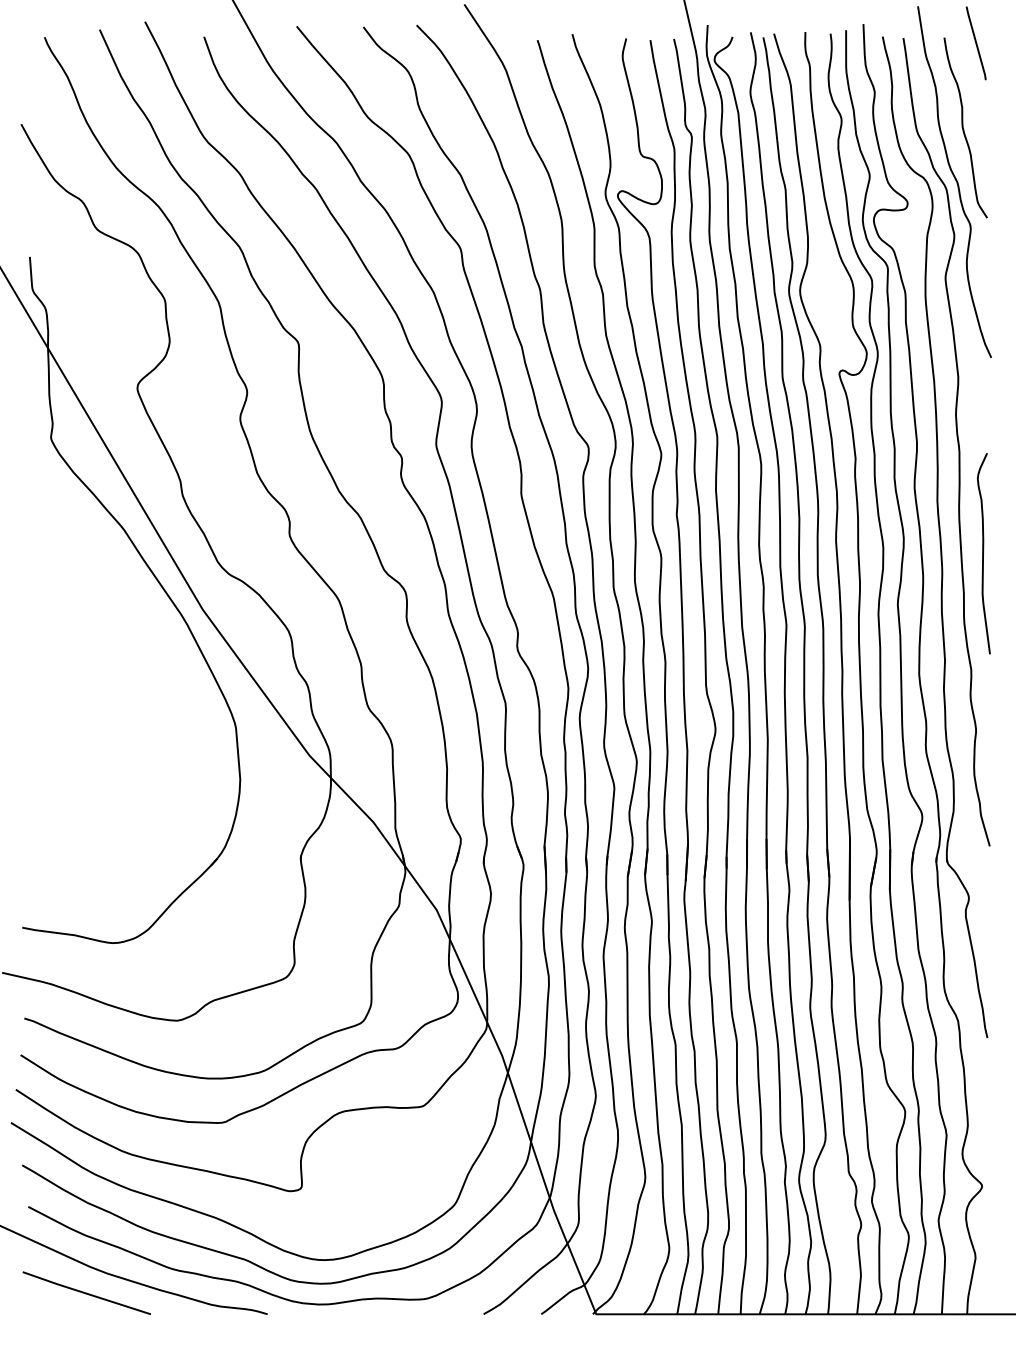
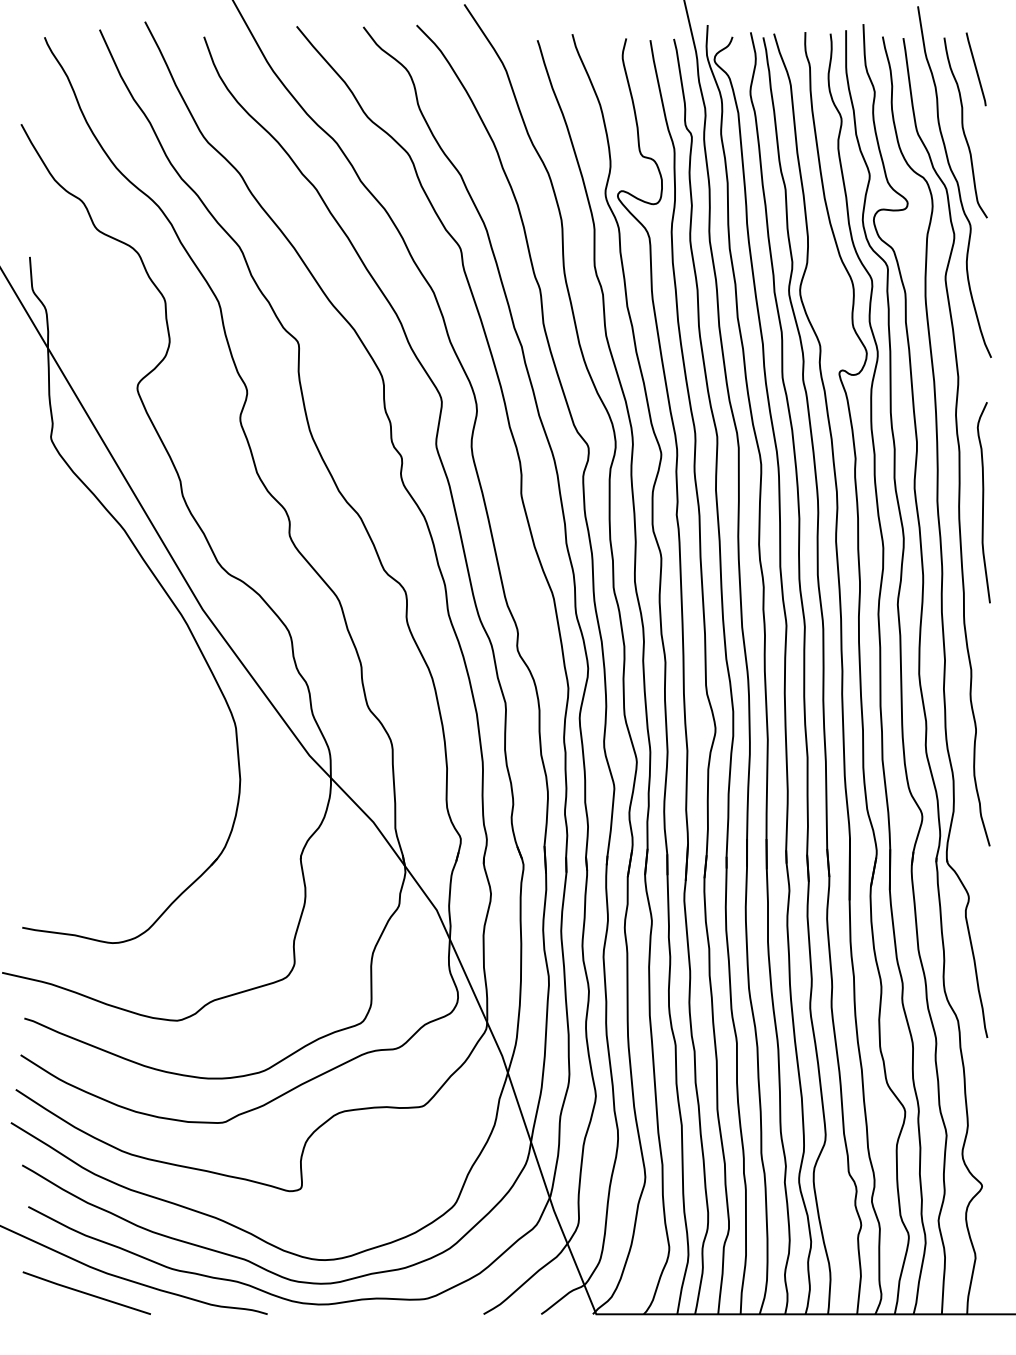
line position: (975, 43) -> (975, 69) (975, 69)
curve position: (983, 553) -> (983, 502) (983, 502)
